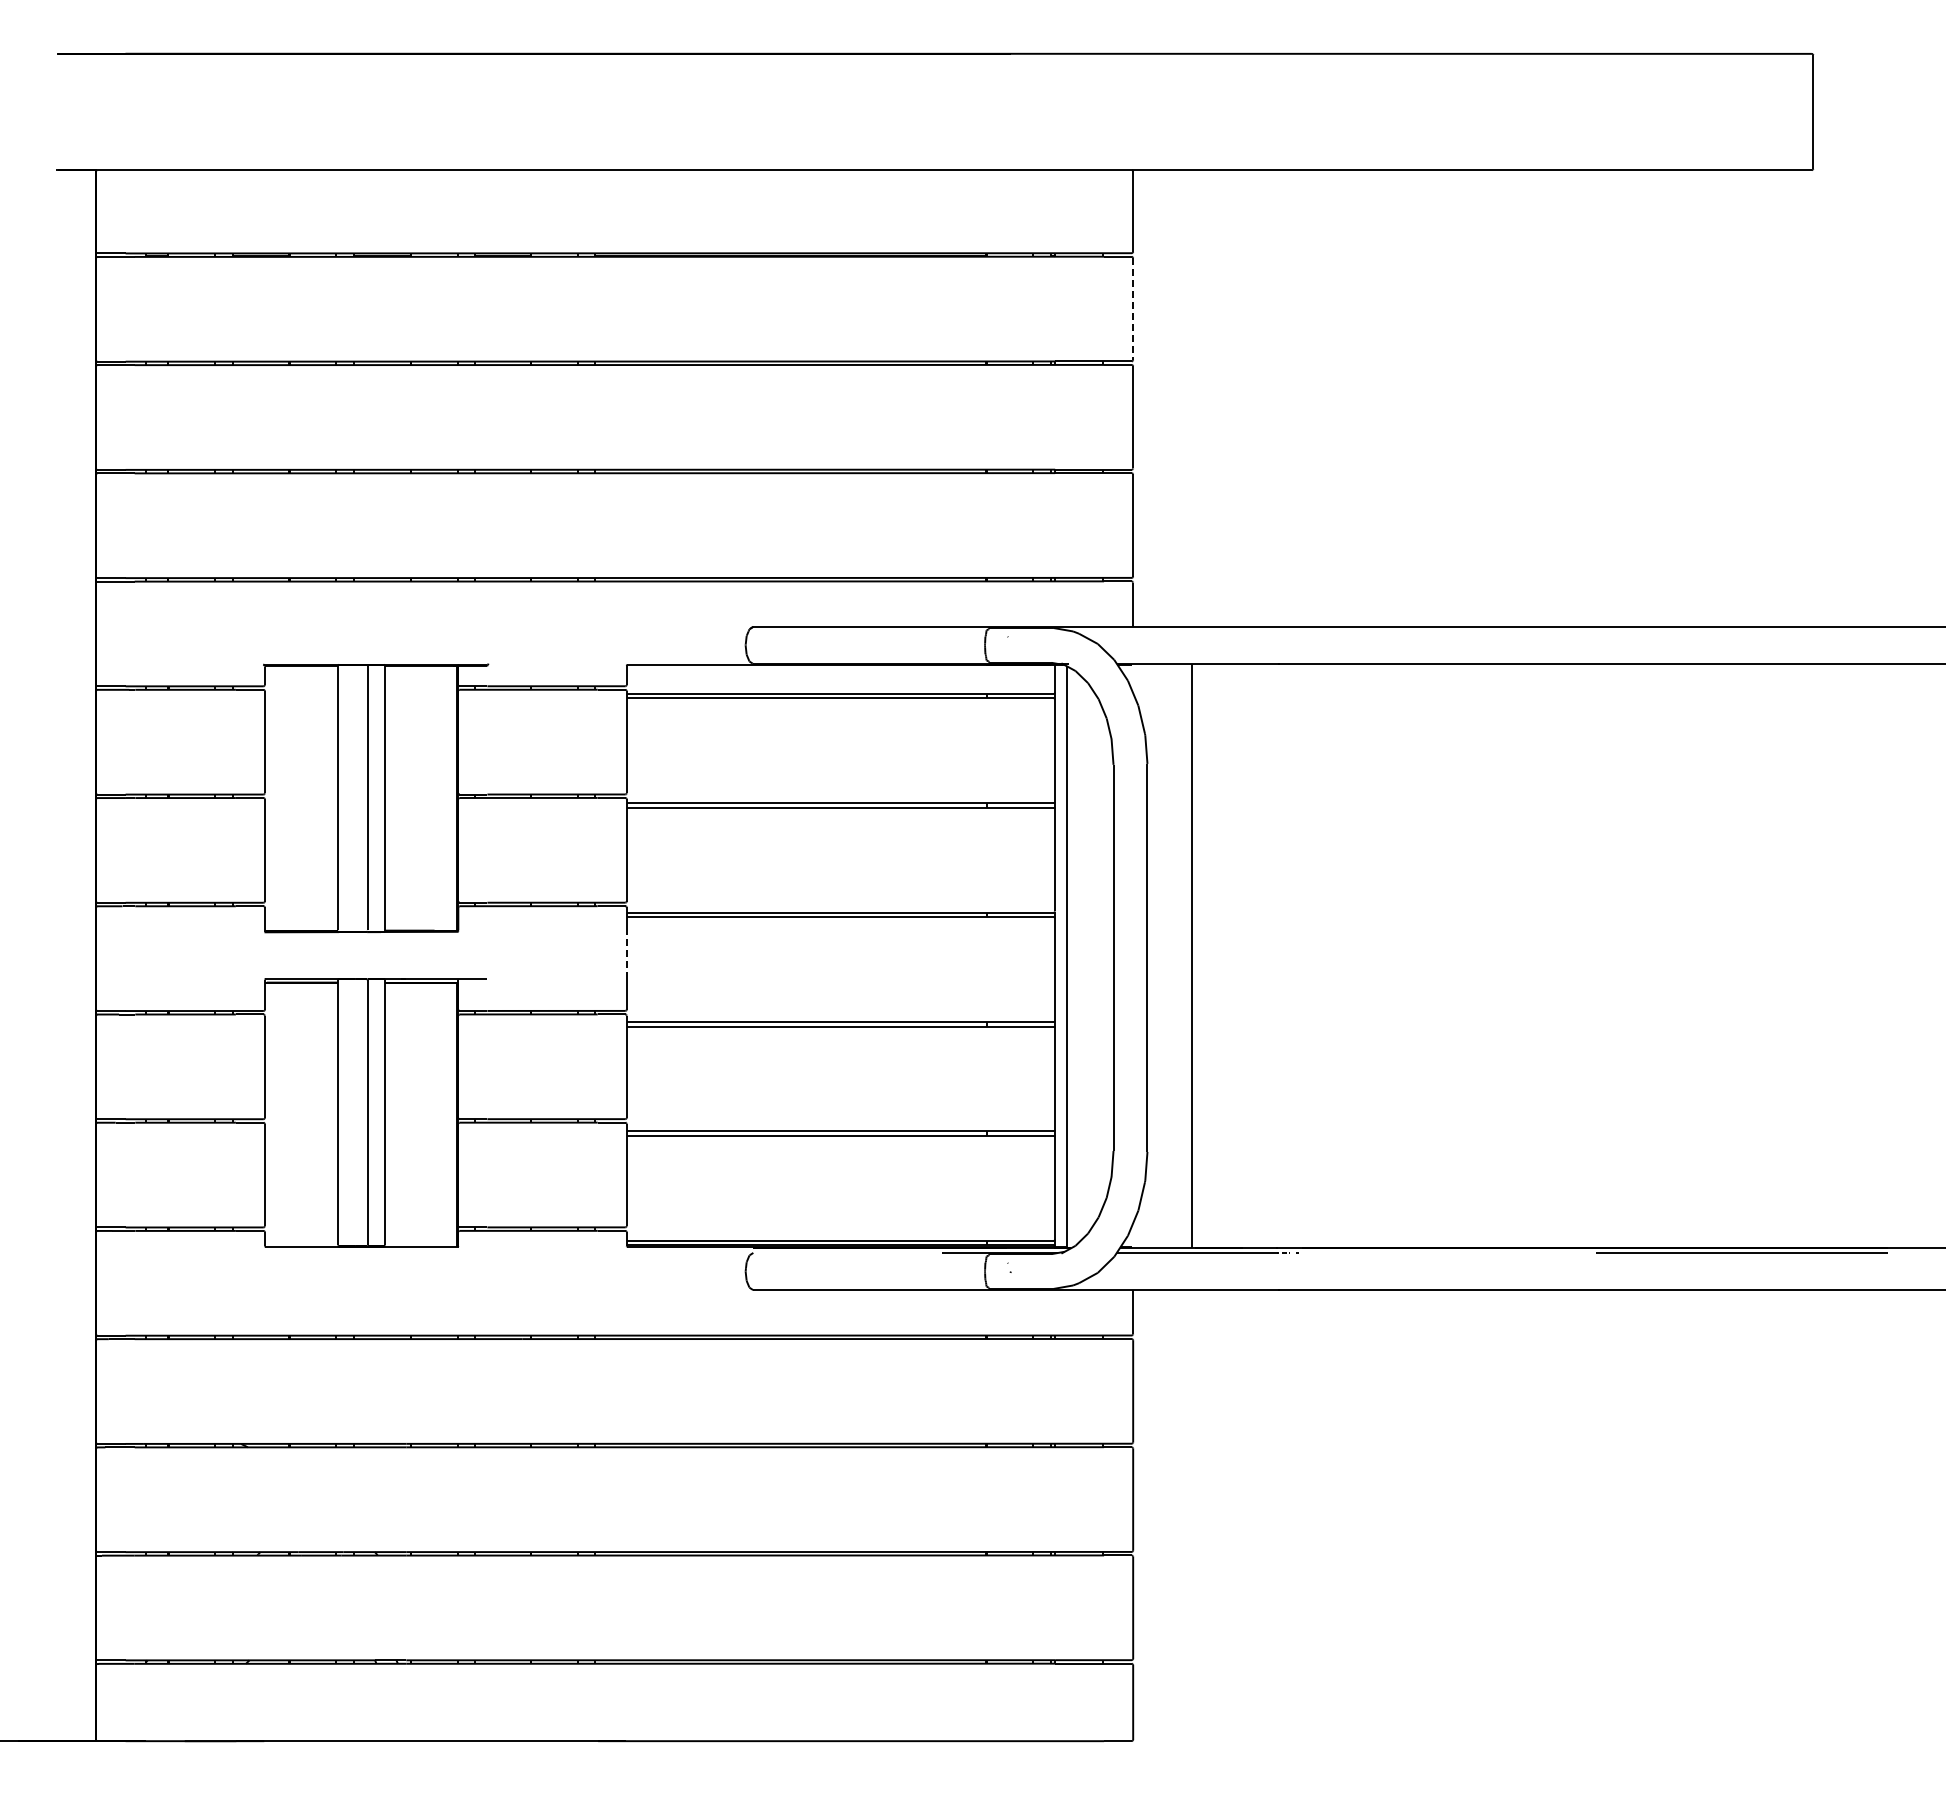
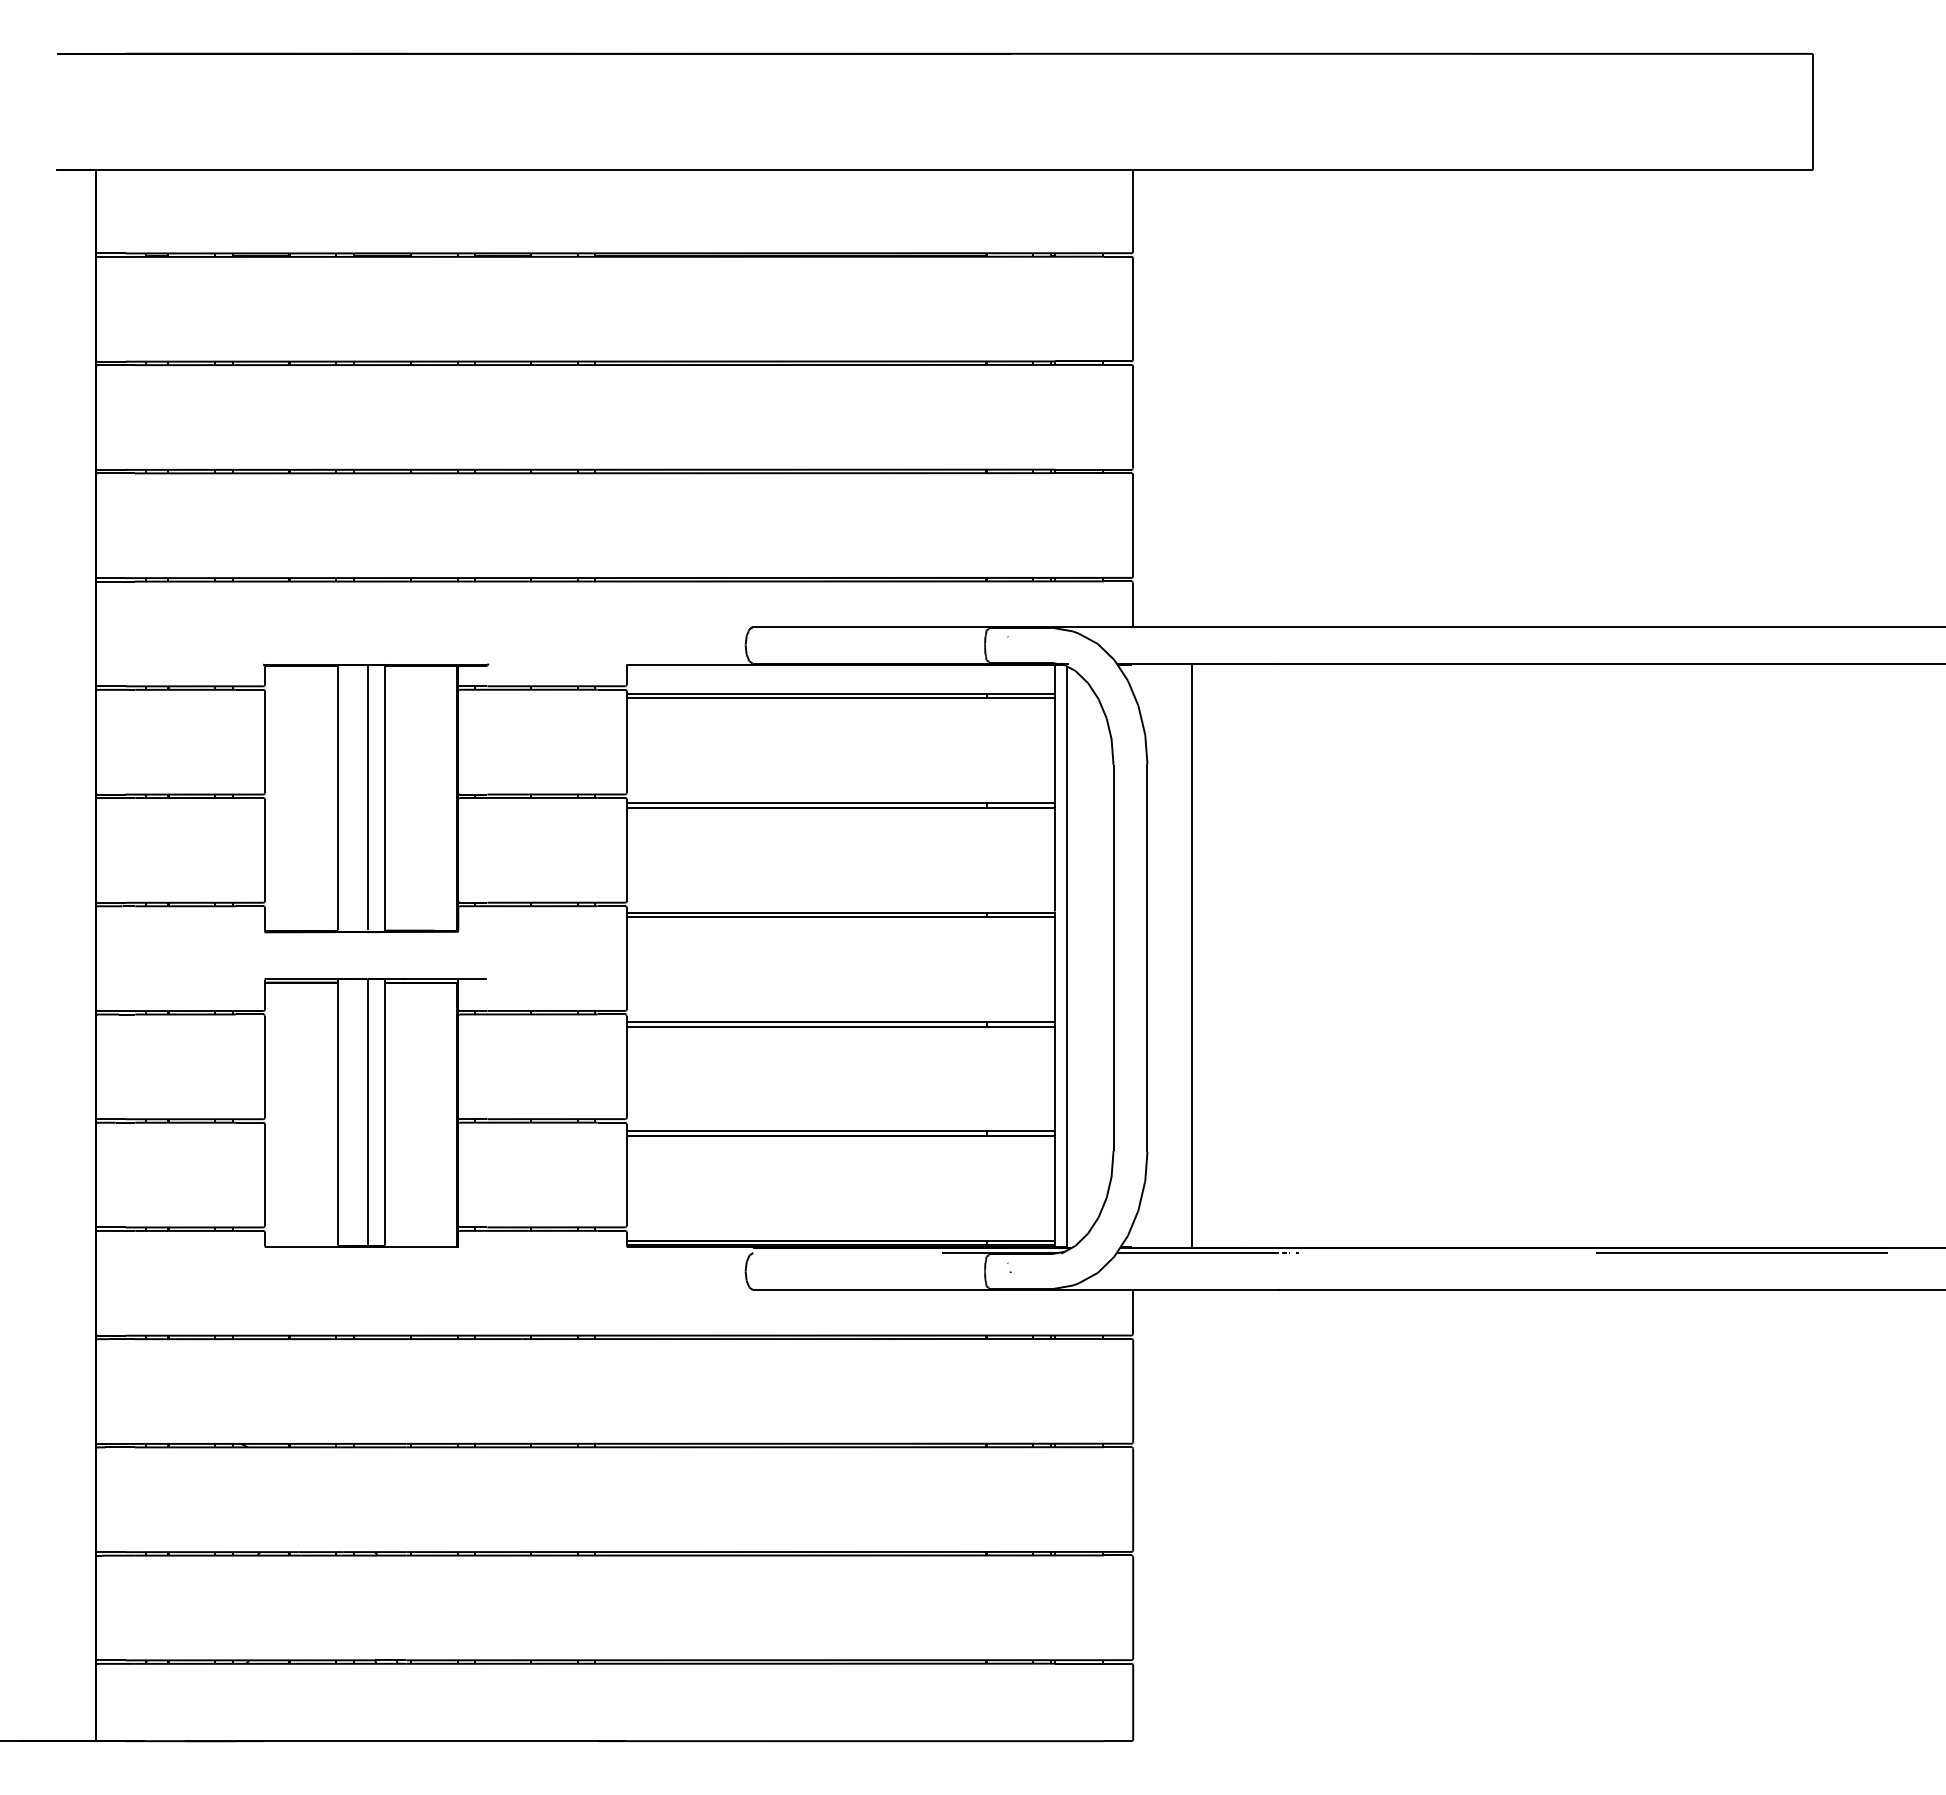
line: dashed -> solid (1133, 309)
line: dashed -> solid (626, 955)
